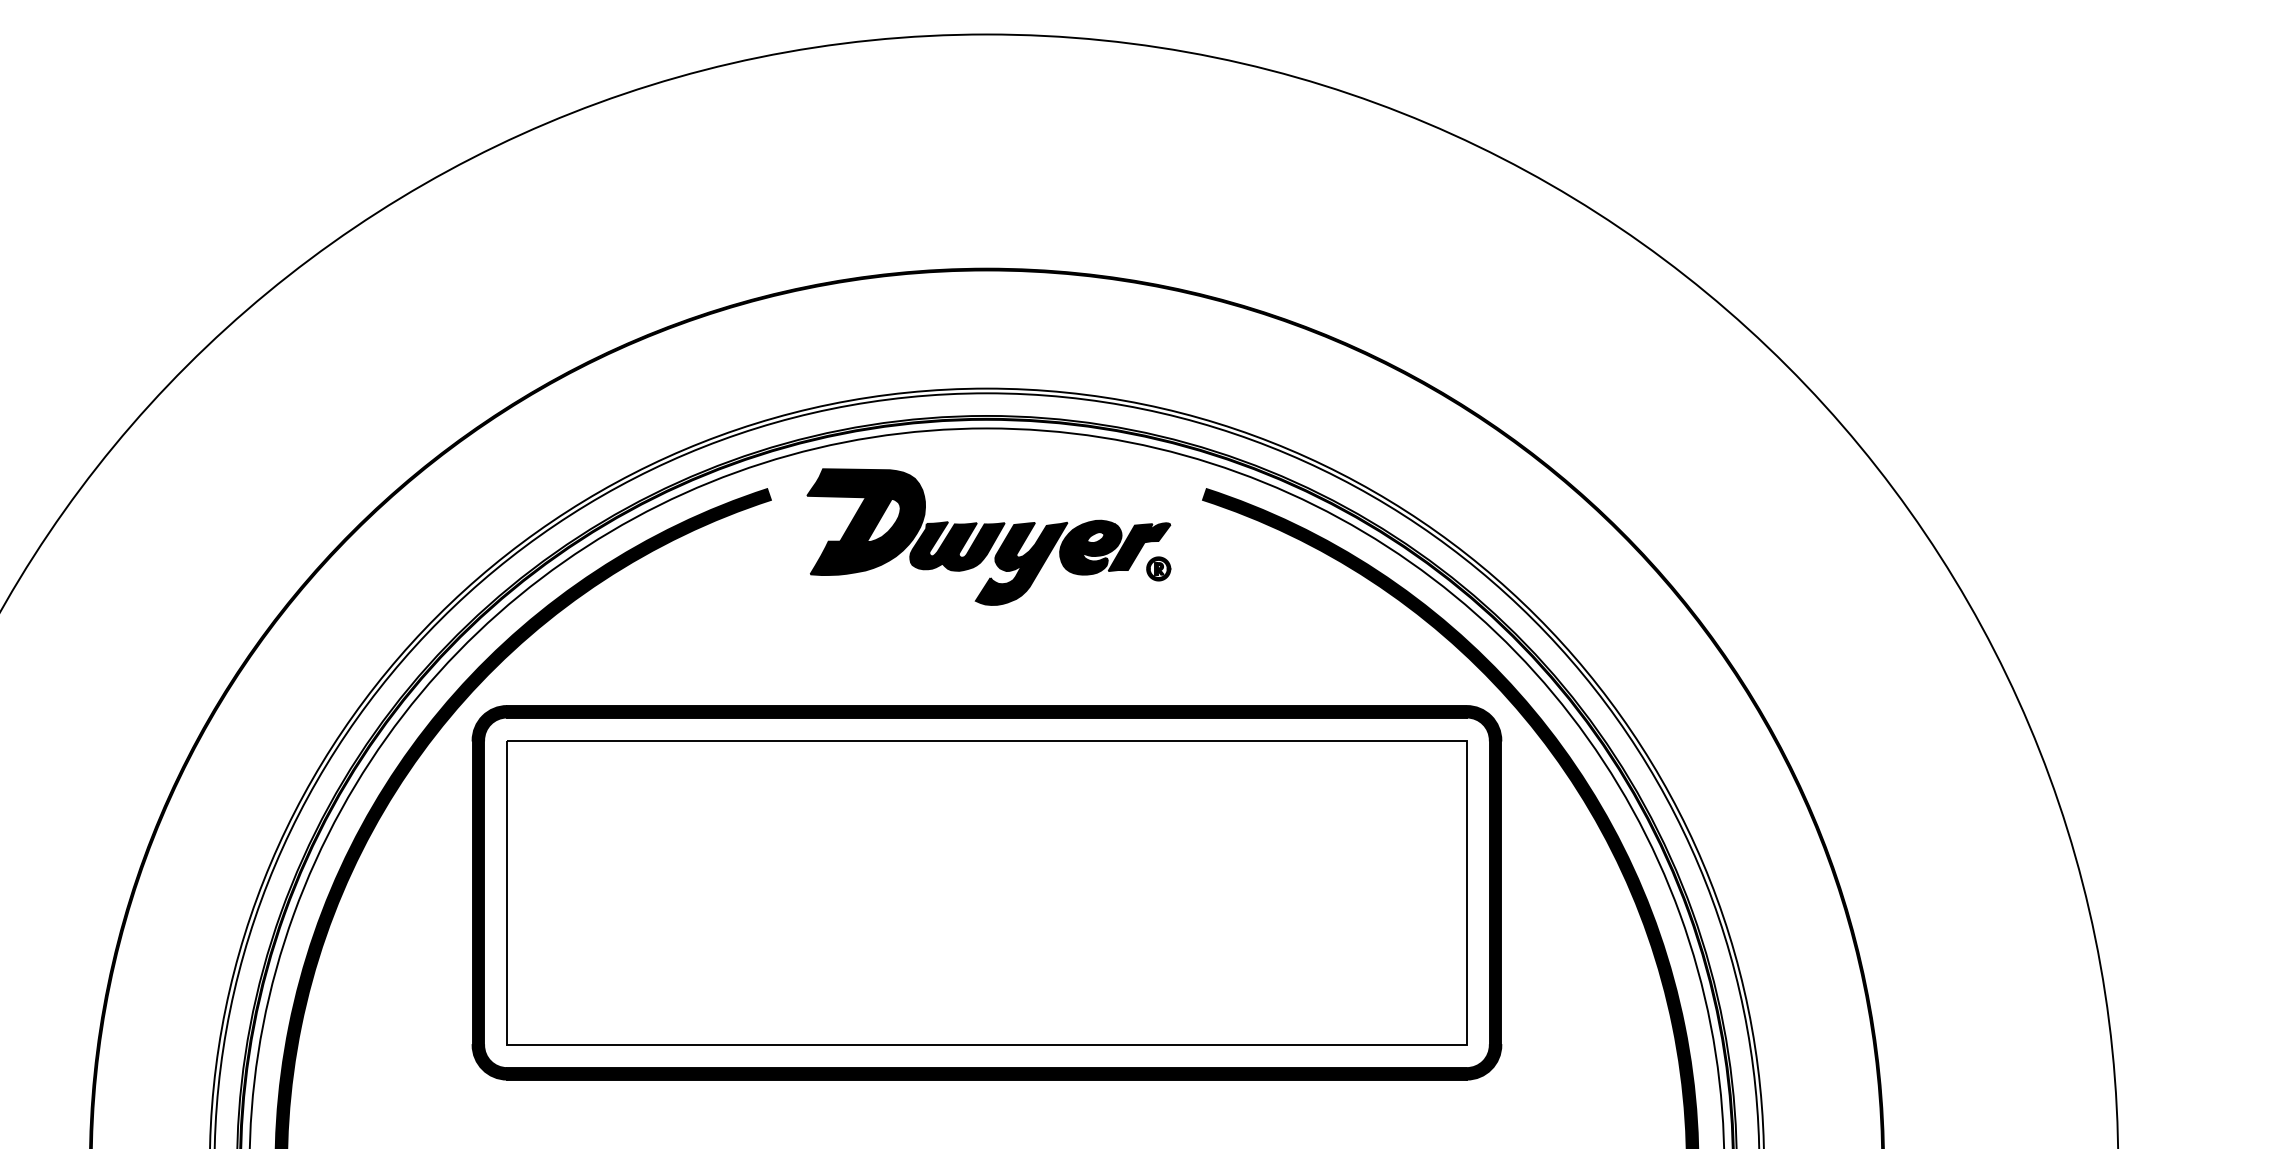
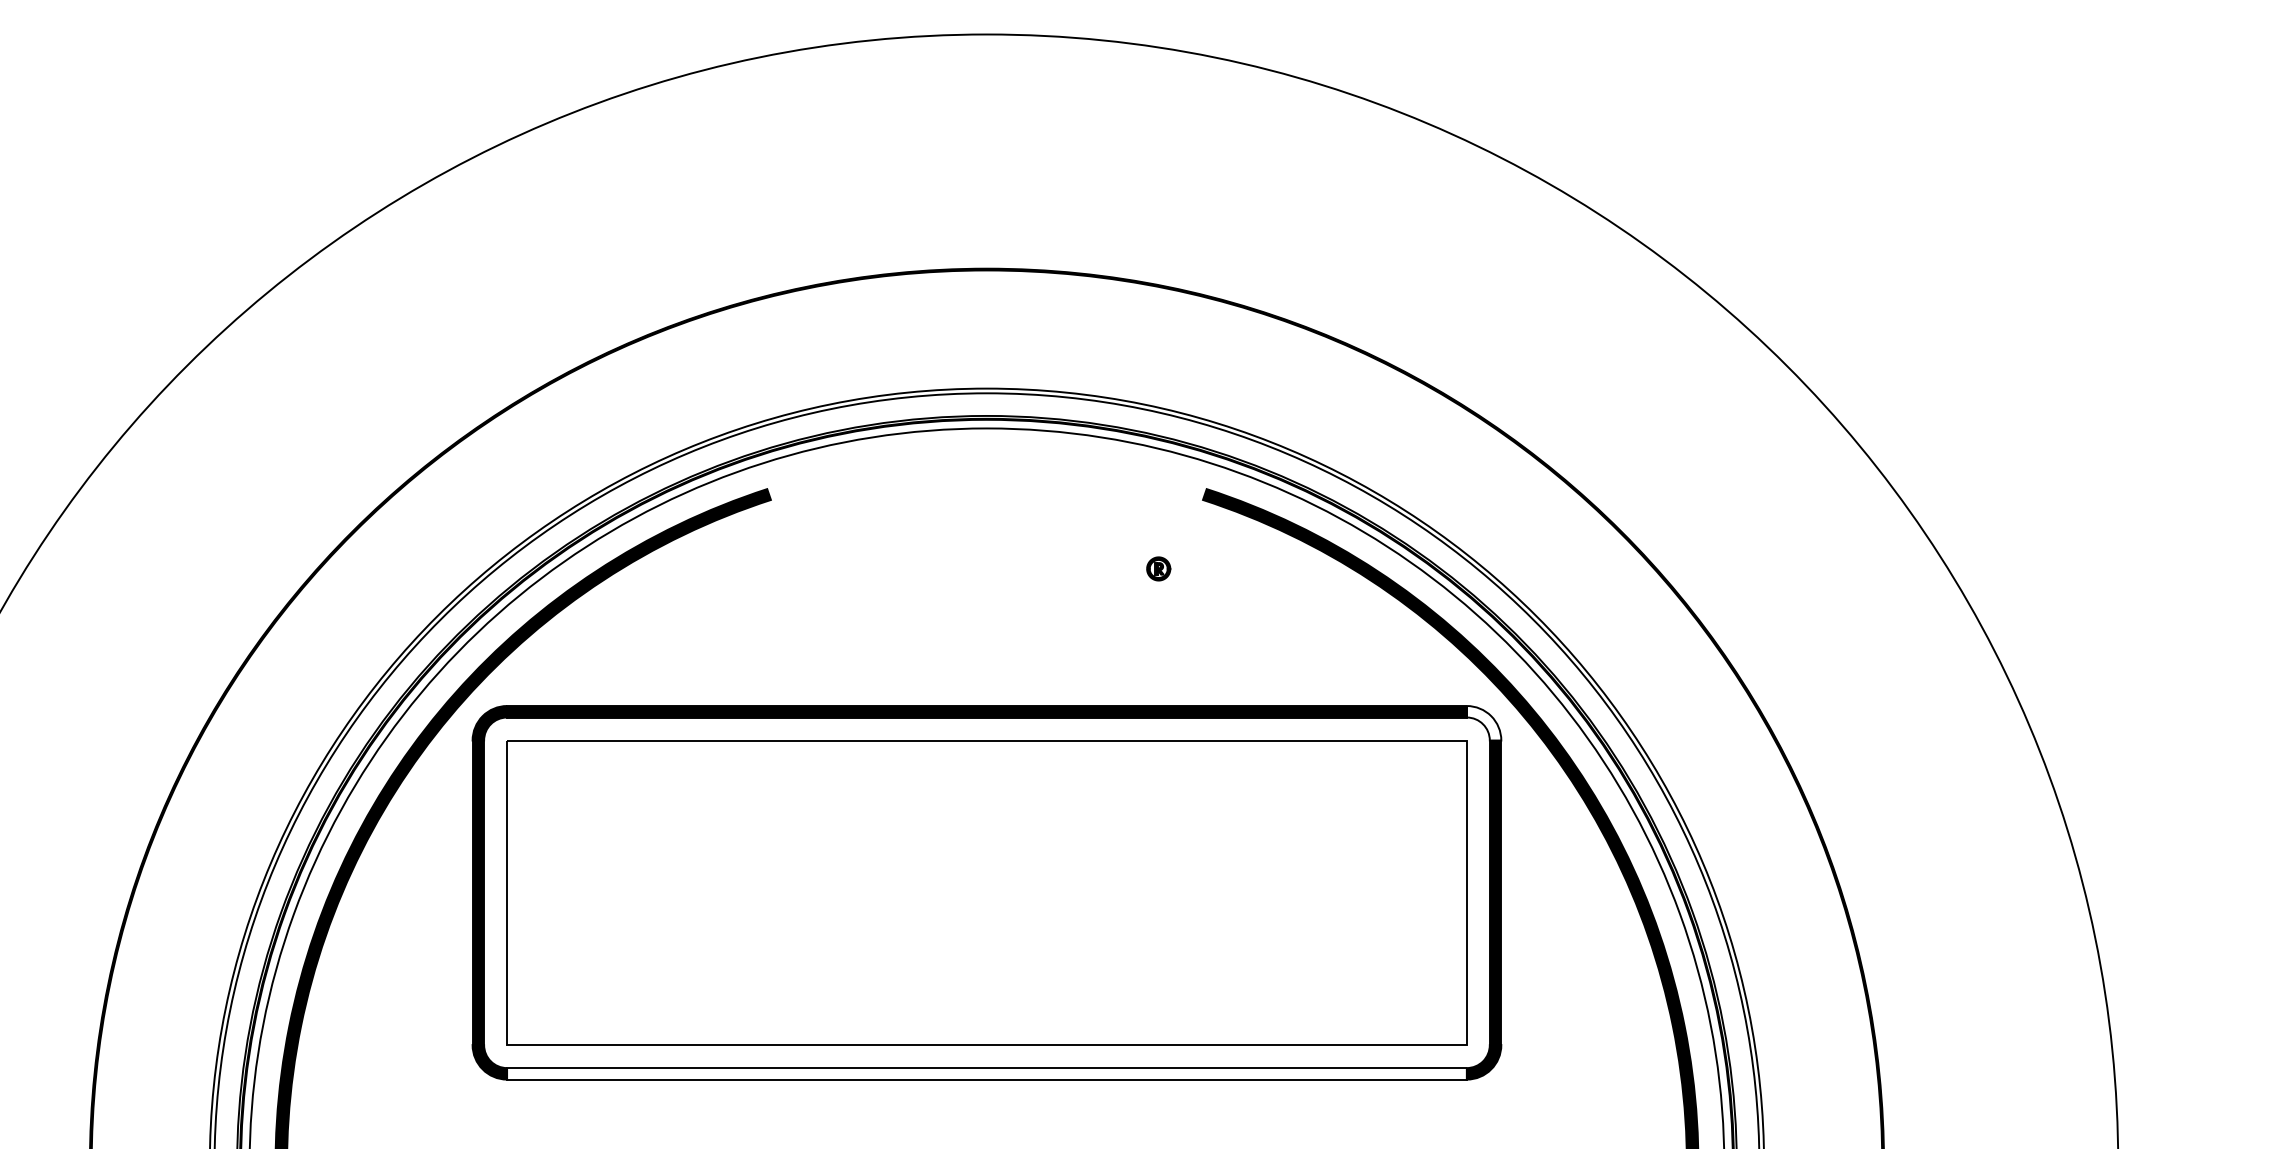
part: present -> none (988, 536)
fill: present -> none (1483, 723)
fill: present -> none (986, 1073)
